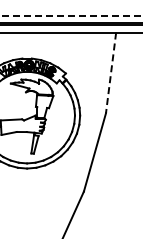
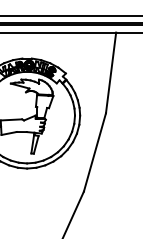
line: dashed -> solid (71, 16)
line: dashed -> solid (111, 72)
